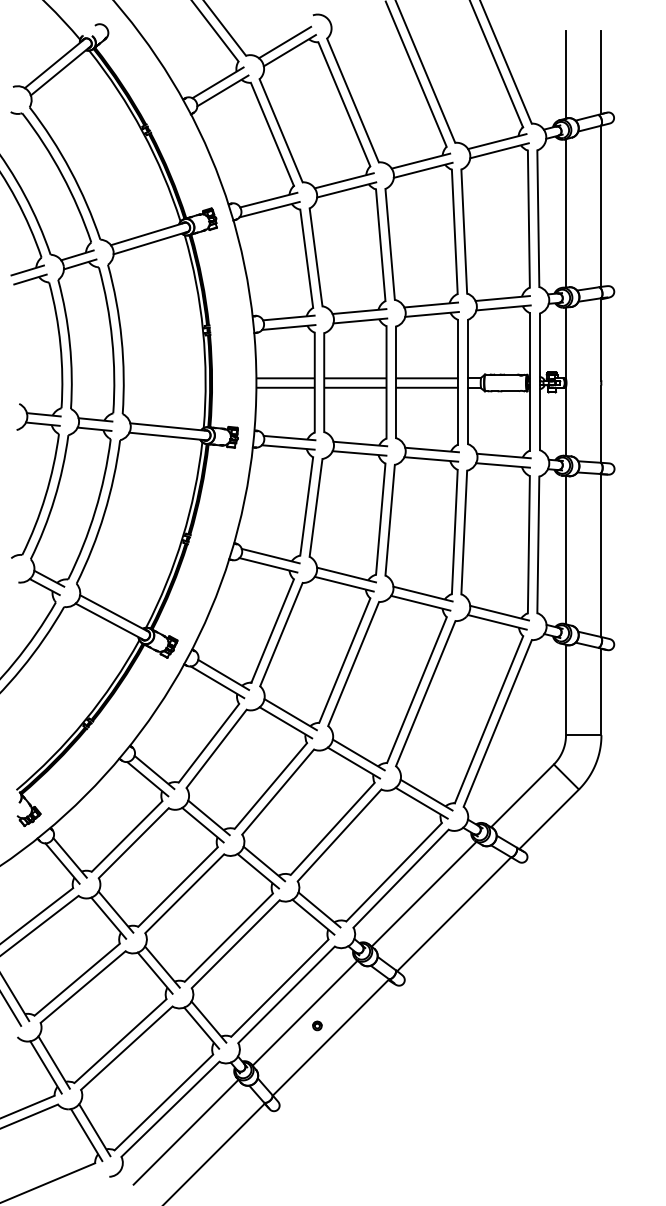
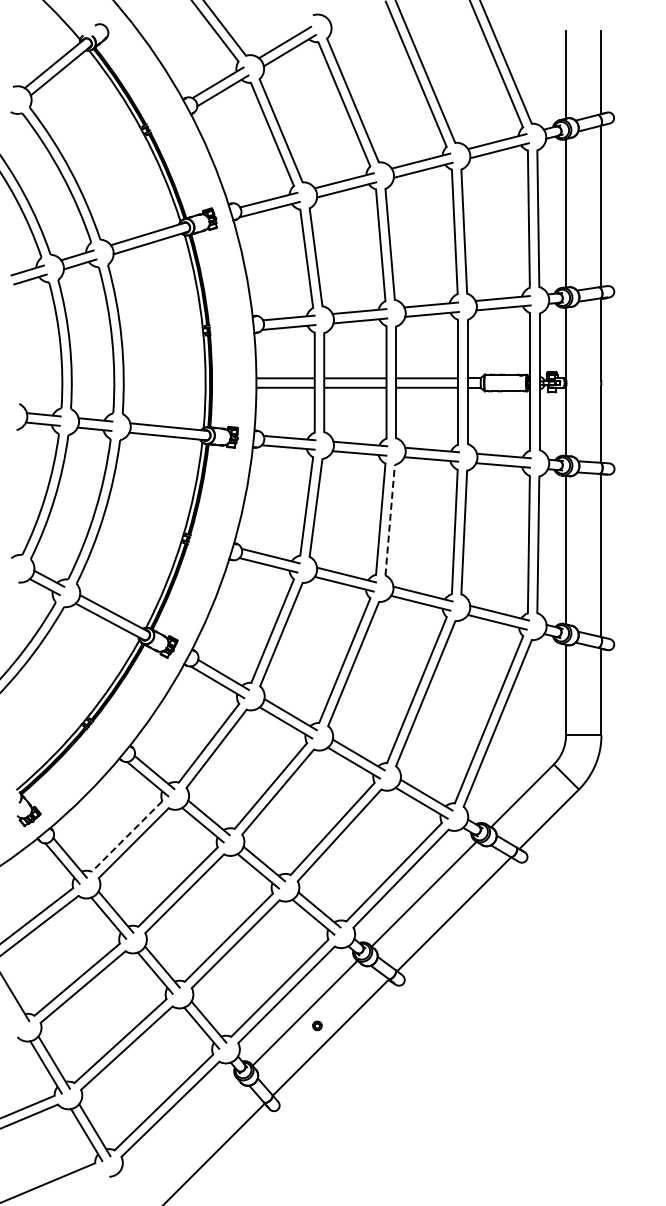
line: solid -> dashed (390, 520)
line: solid -> dashed (127, 836)
line: present -> none (11, 1009)
line: present -> none (185, 1131)
